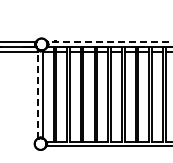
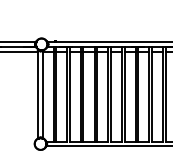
line: dashed -> solid (109, 41)
line: dashed -> solid (38, 95)
